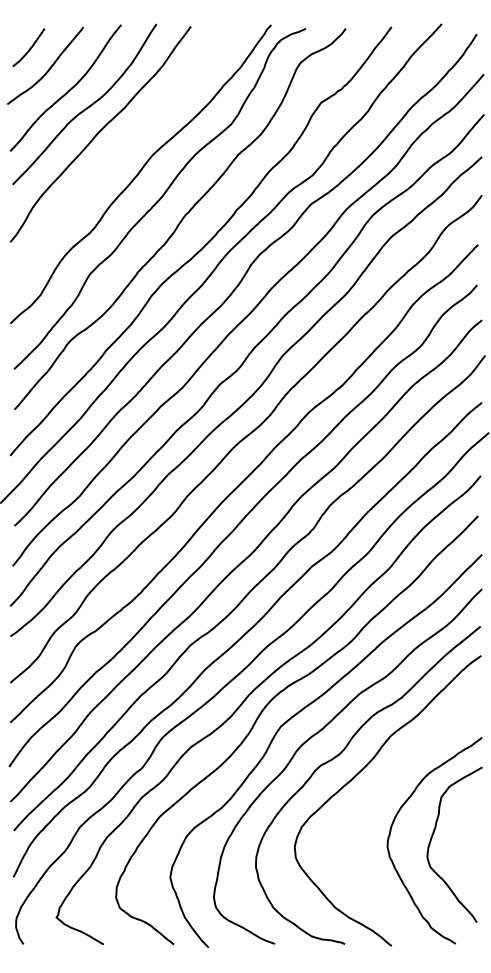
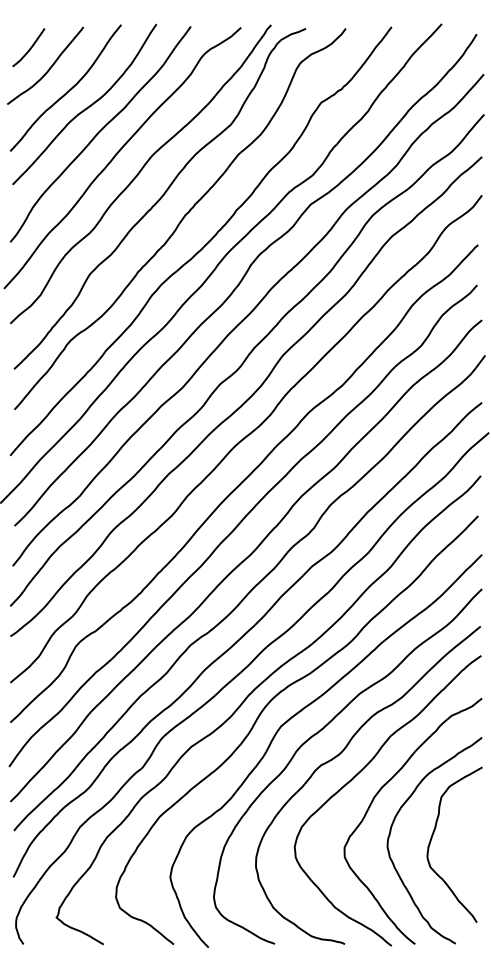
curve: none -> present (118, 153)
curve: none -> present (376, 796)
